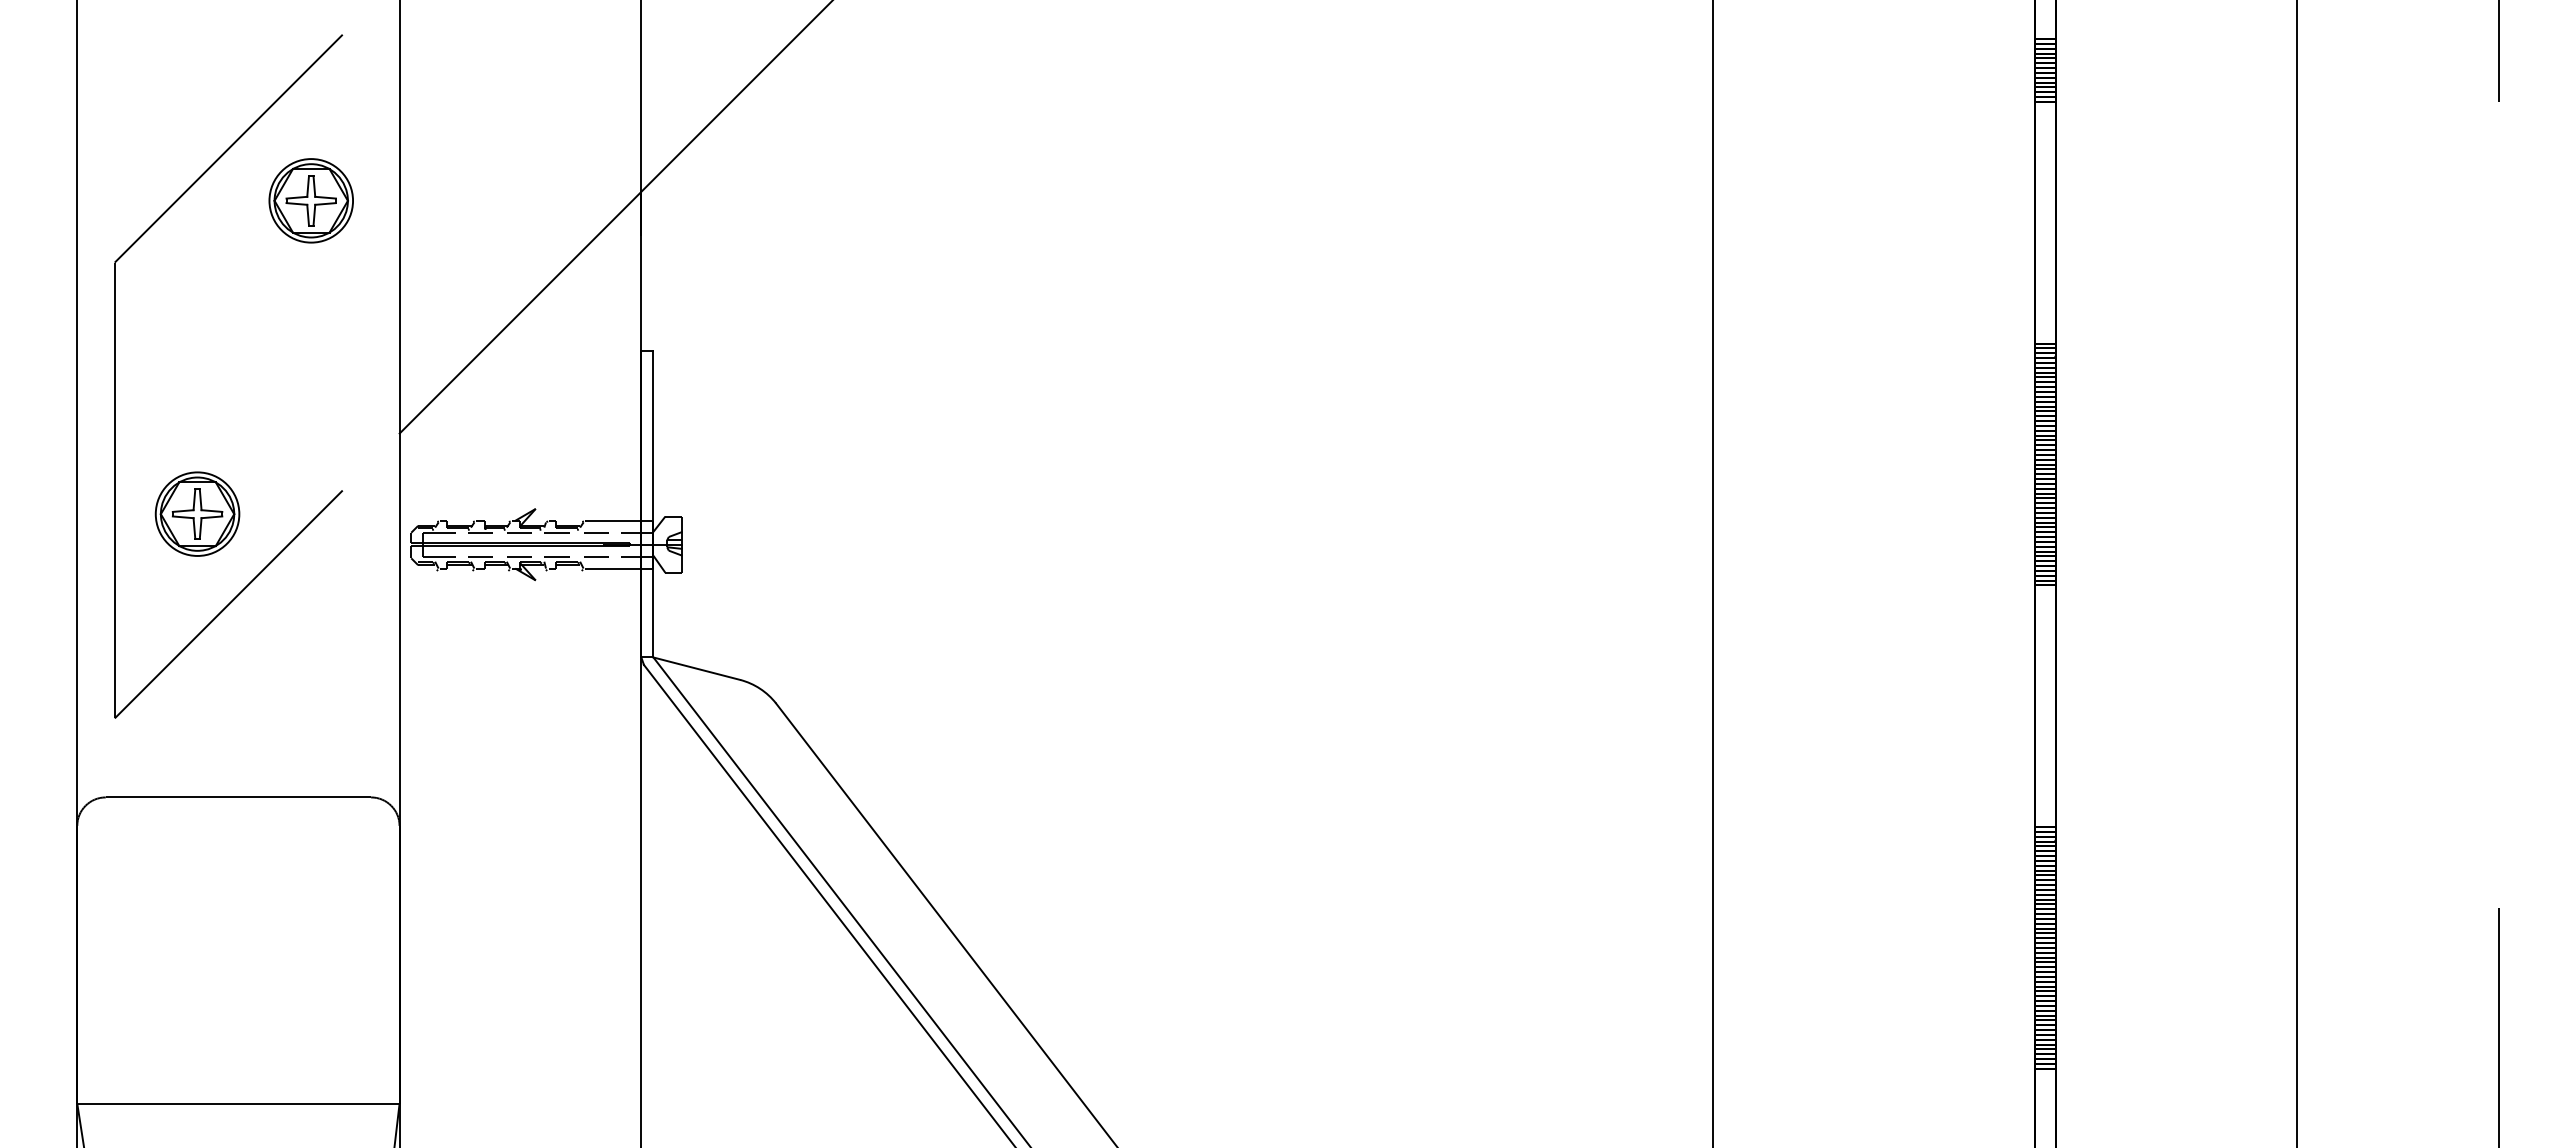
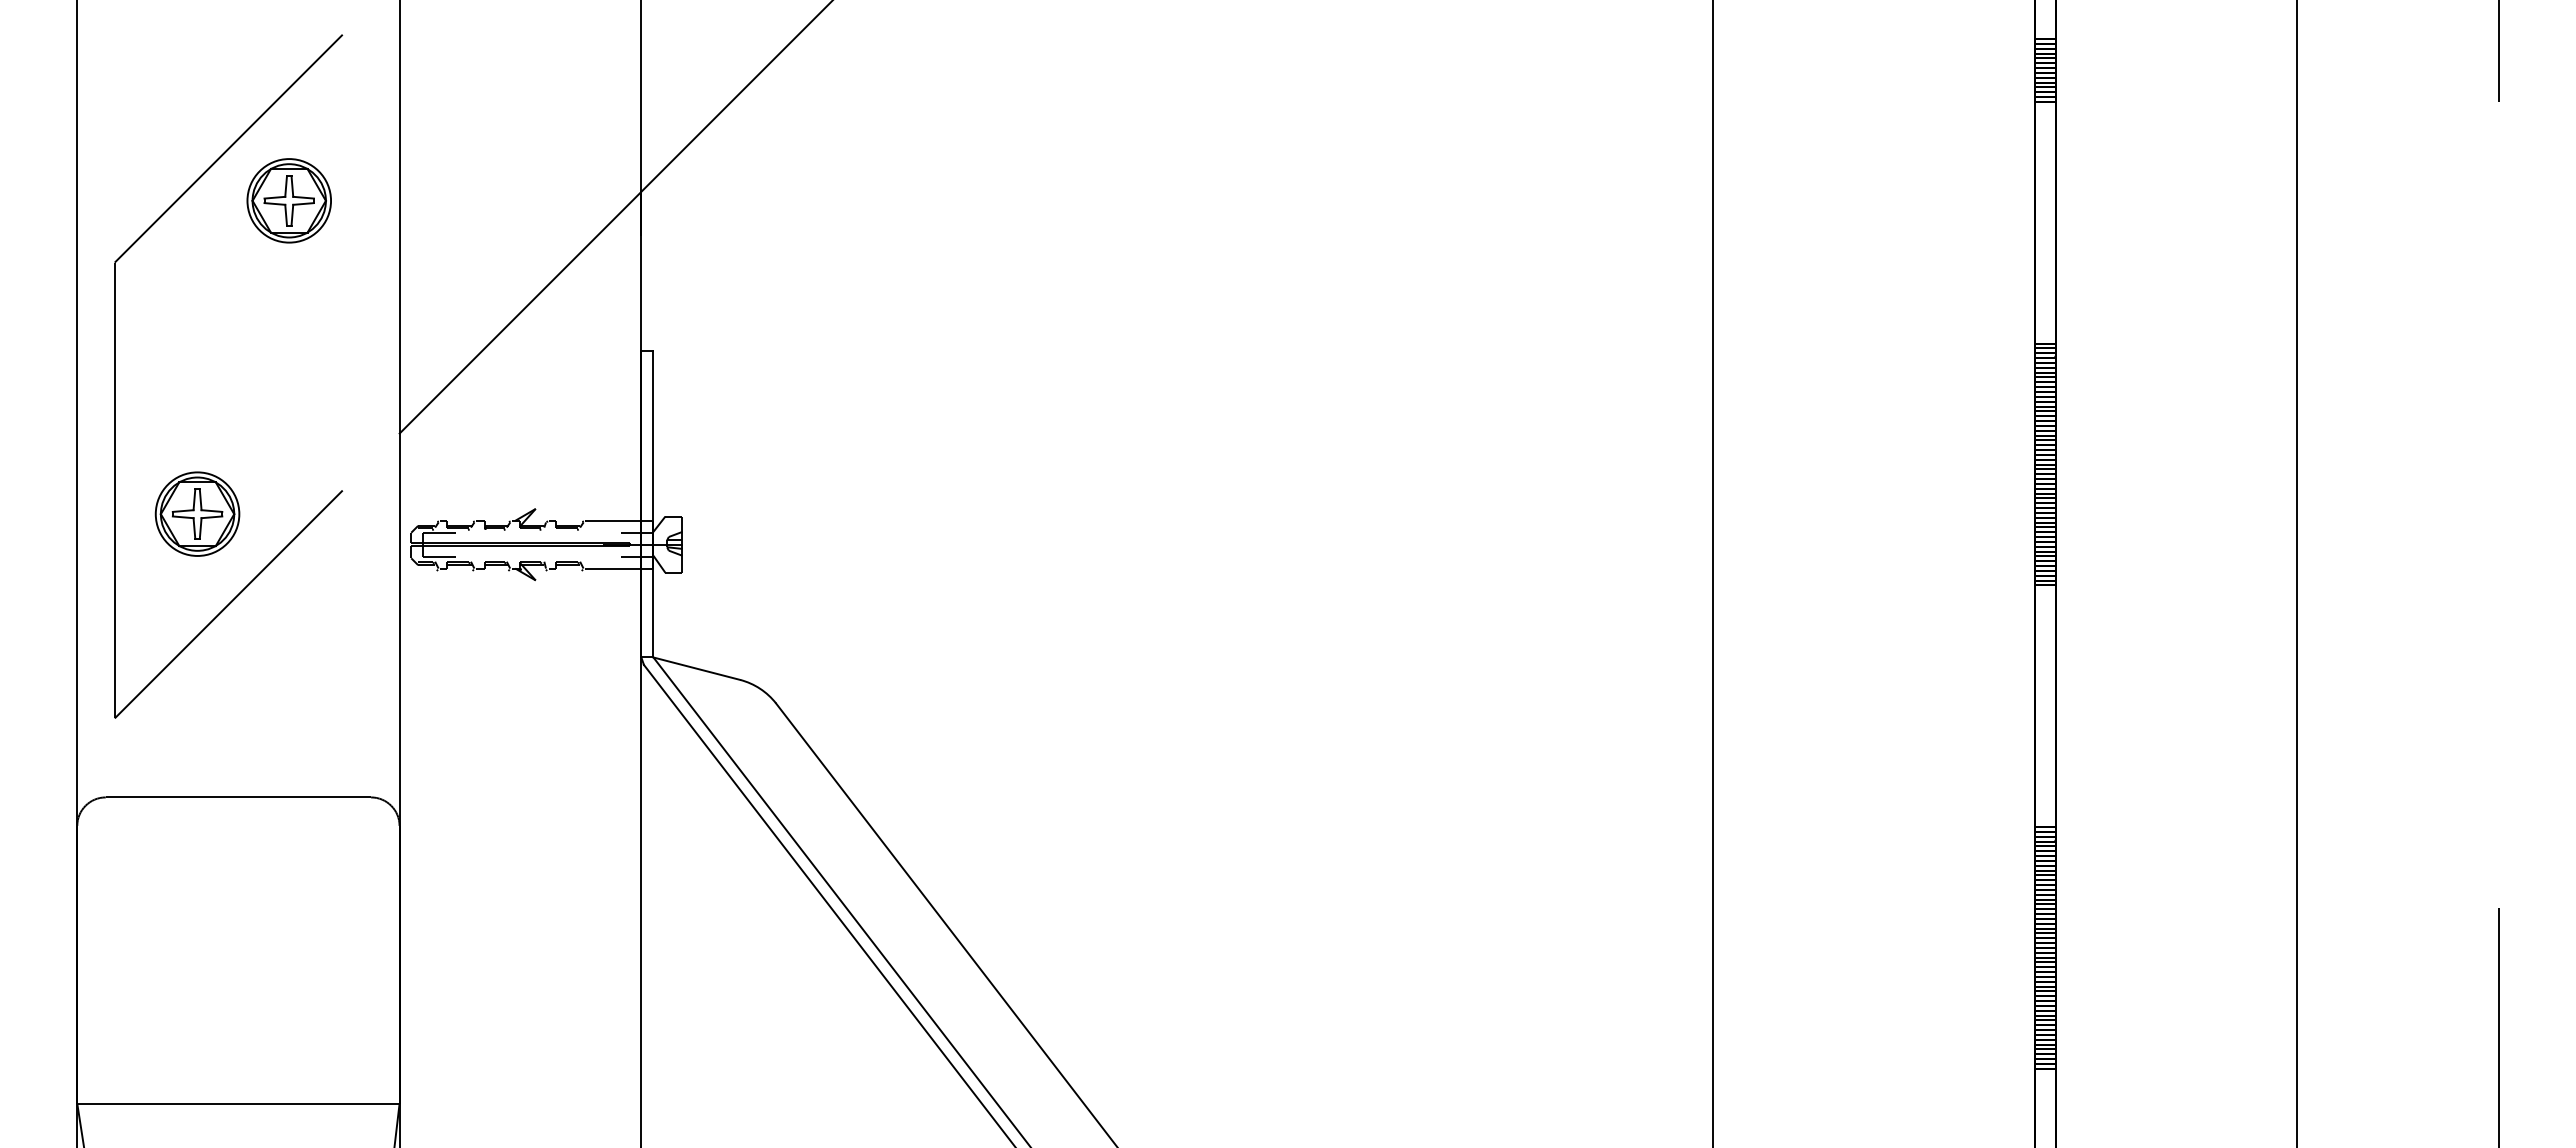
part position: (310, 200) -> (288, 200) (288, 200)
line: present -> none (480, 532)
line: present -> none (519, 532)
line: present -> none (556, 532)
line: present -> none (596, 532)
line: present -> none (480, 556)
line: present -> none (519, 556)
line: present -> none (556, 556)
line: present -> none (596, 556)
